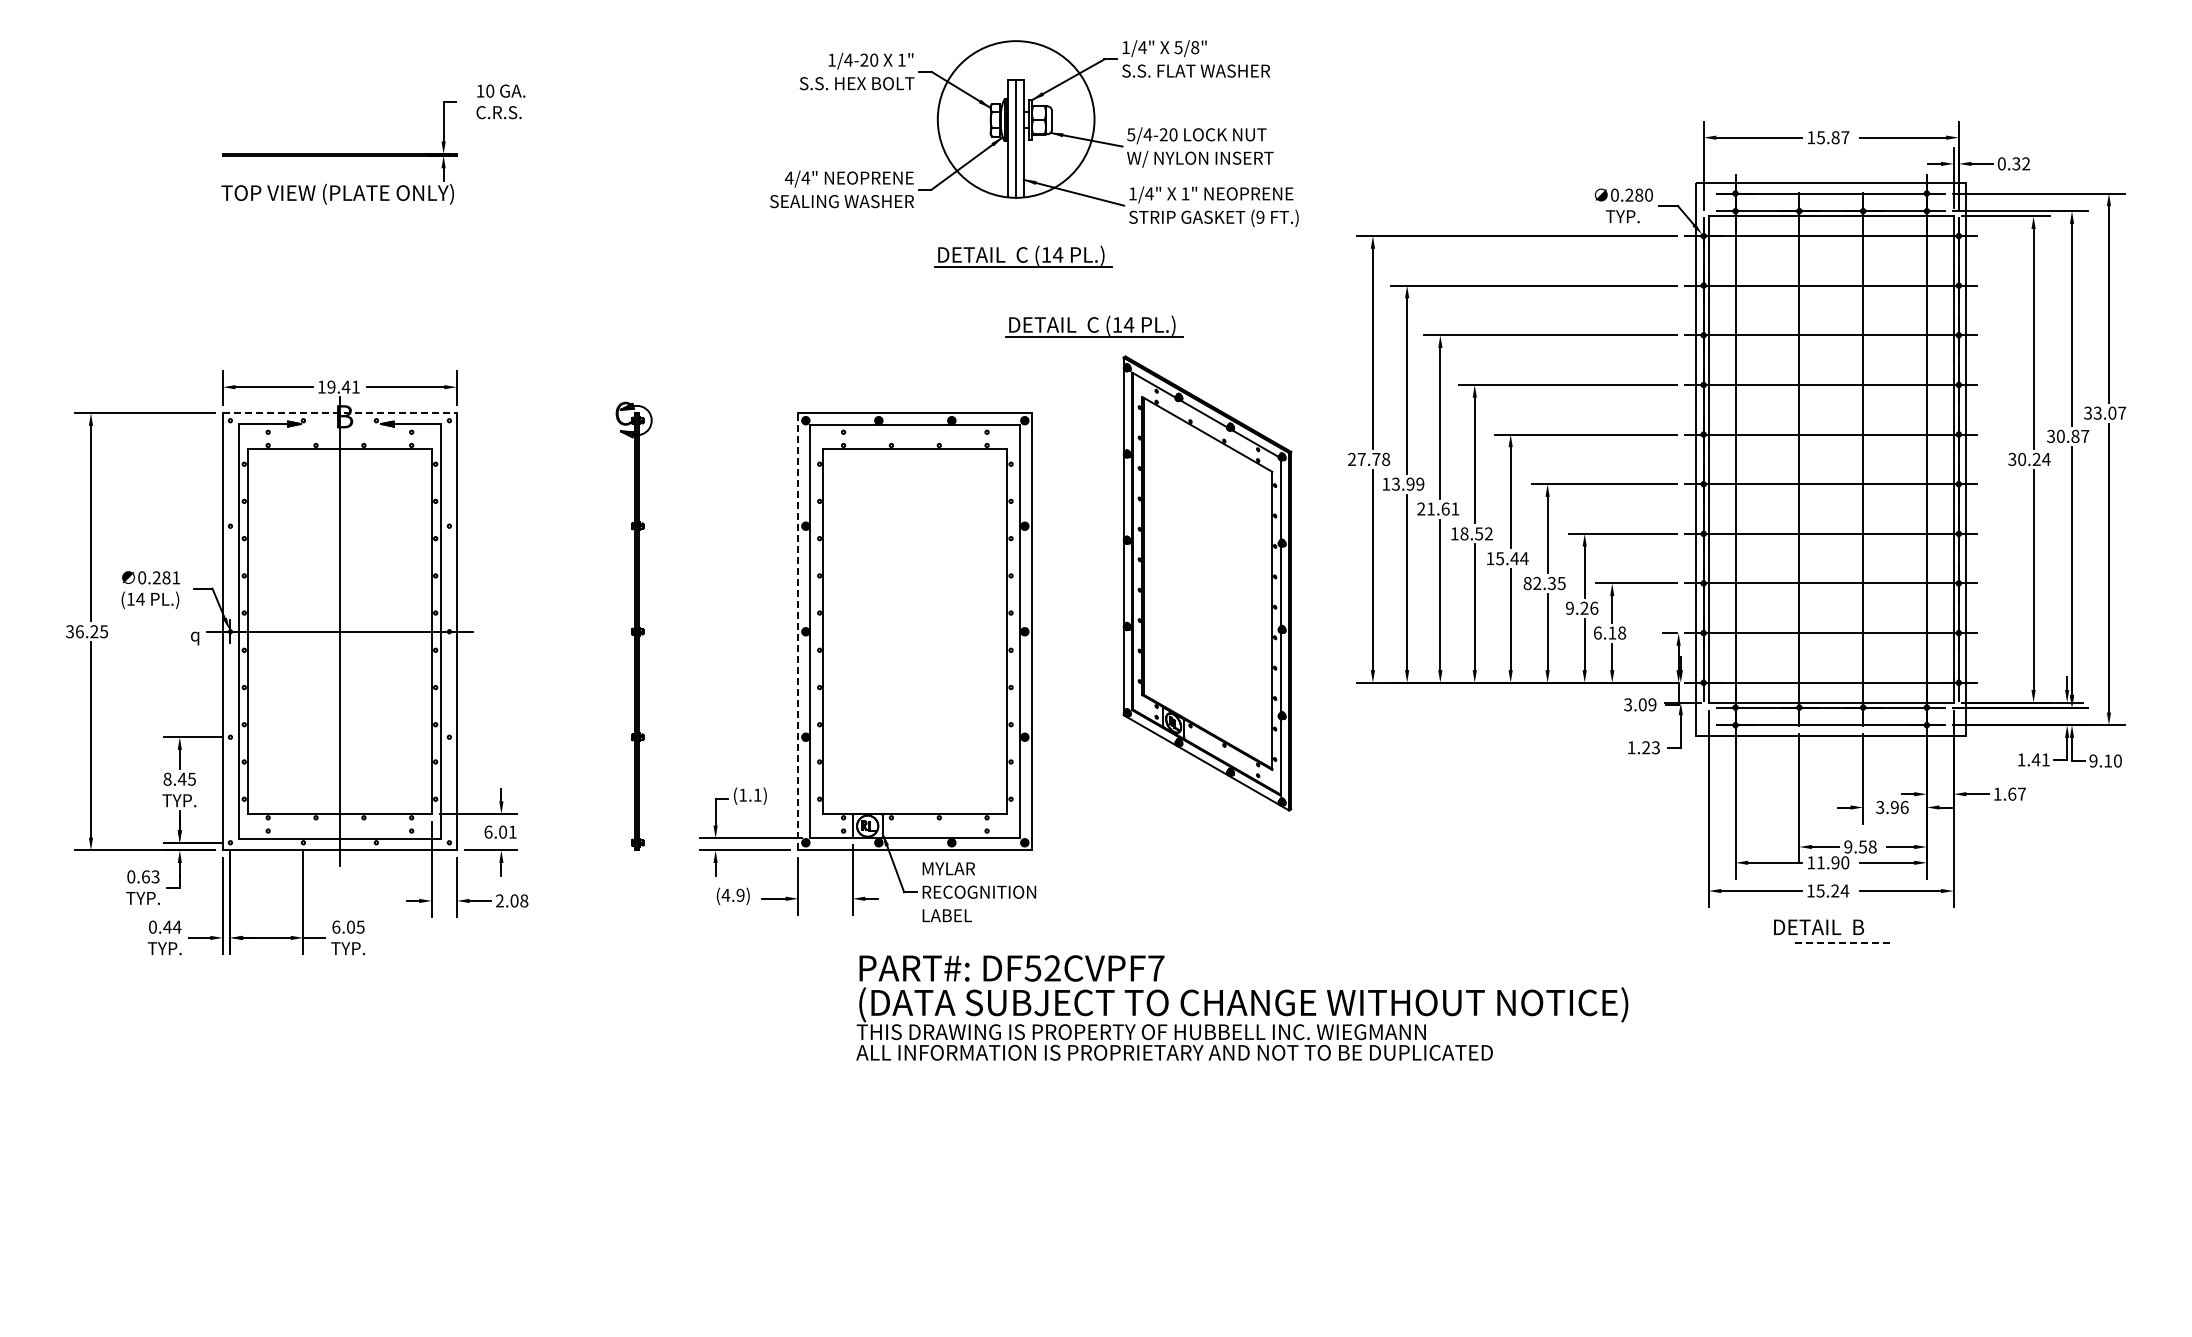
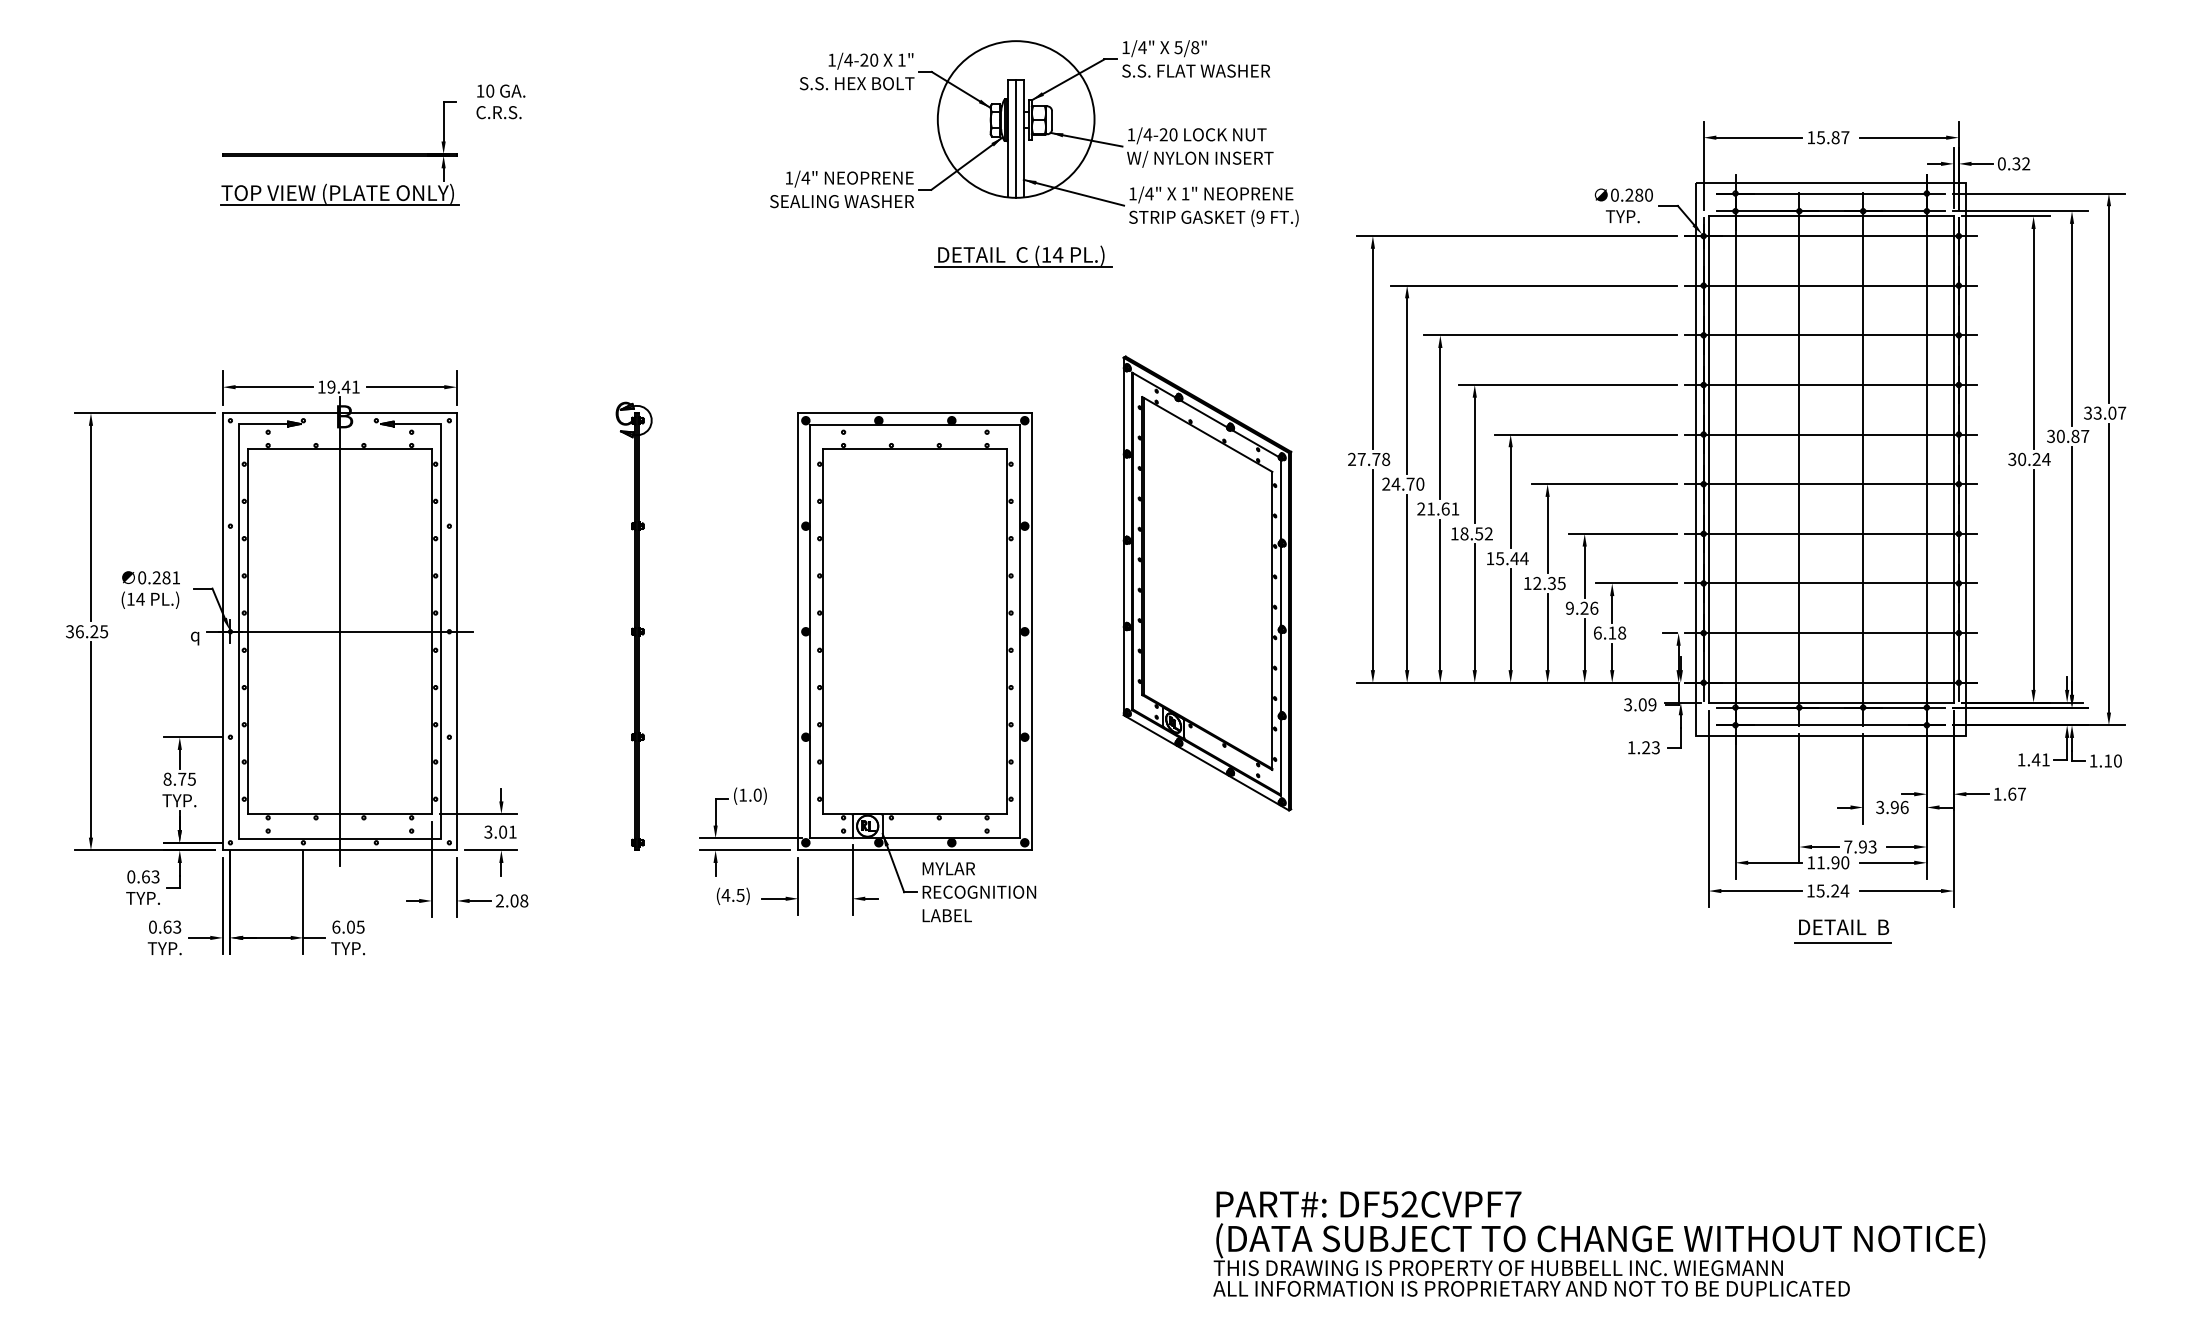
text: 5/4-20 -> 1/4-20 (1131, 134)
text: 4/4" -> 1/4" (788, 177)
line: none -> present (339, 204)
part: present -> none (1094, 326)
line: dashed -> solid (340, 413)
text: 13.99 -> 24.70 (1403, 483)
text: 82.35 -> 12.35 (1527, 583)
line: dashed -> solid (798, 631)
text: 9.10 -> 1.10 (2093, 760)
text: 8.45 -> 8.75 (181, 778)
text: (1.1) -> (1.0) (757, 794)
text: 6.01 -> 3.01 (488, 831)
text: 9.58 -> 7.93 (1860, 846)
text: (4.9) -> (4.5) (740, 894)
text: 0.44 -> 0.63 (172, 926)
text position: (1819, 926) -> (1844, 926) (1844, 926)
line: dashed -> solid (1843, 943)
text position: (1242, 1007) -> (1599, 1243) (1599, 1243)
